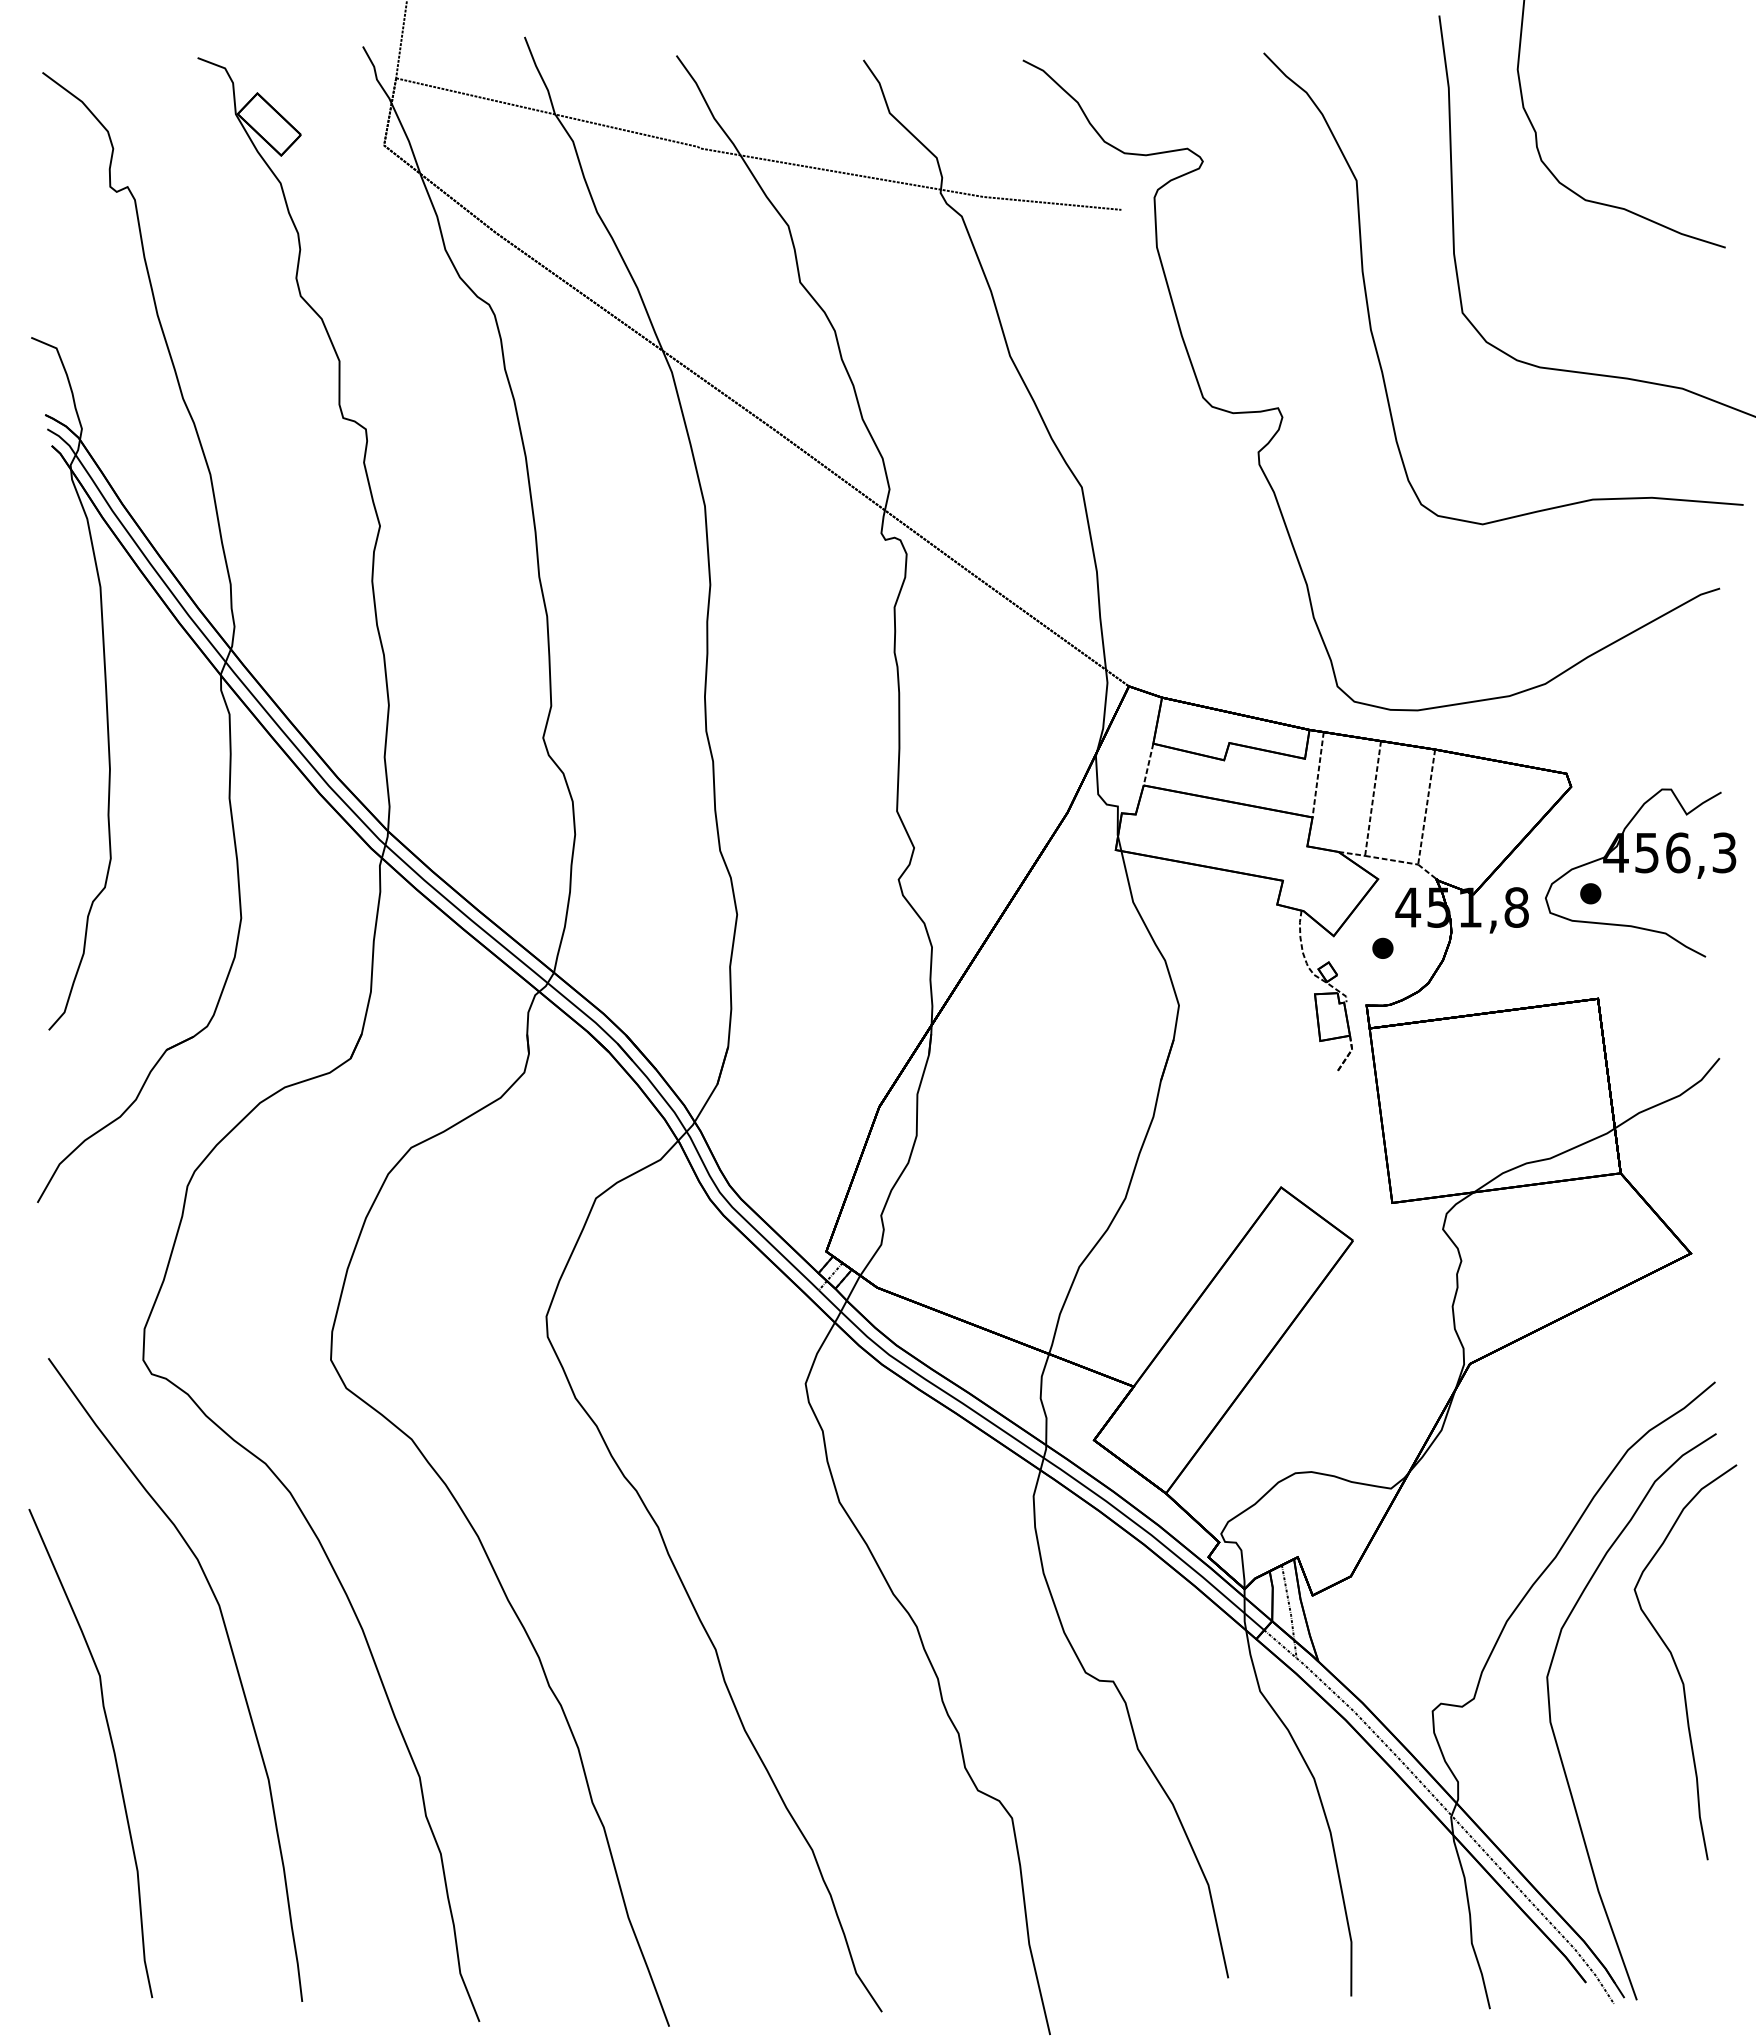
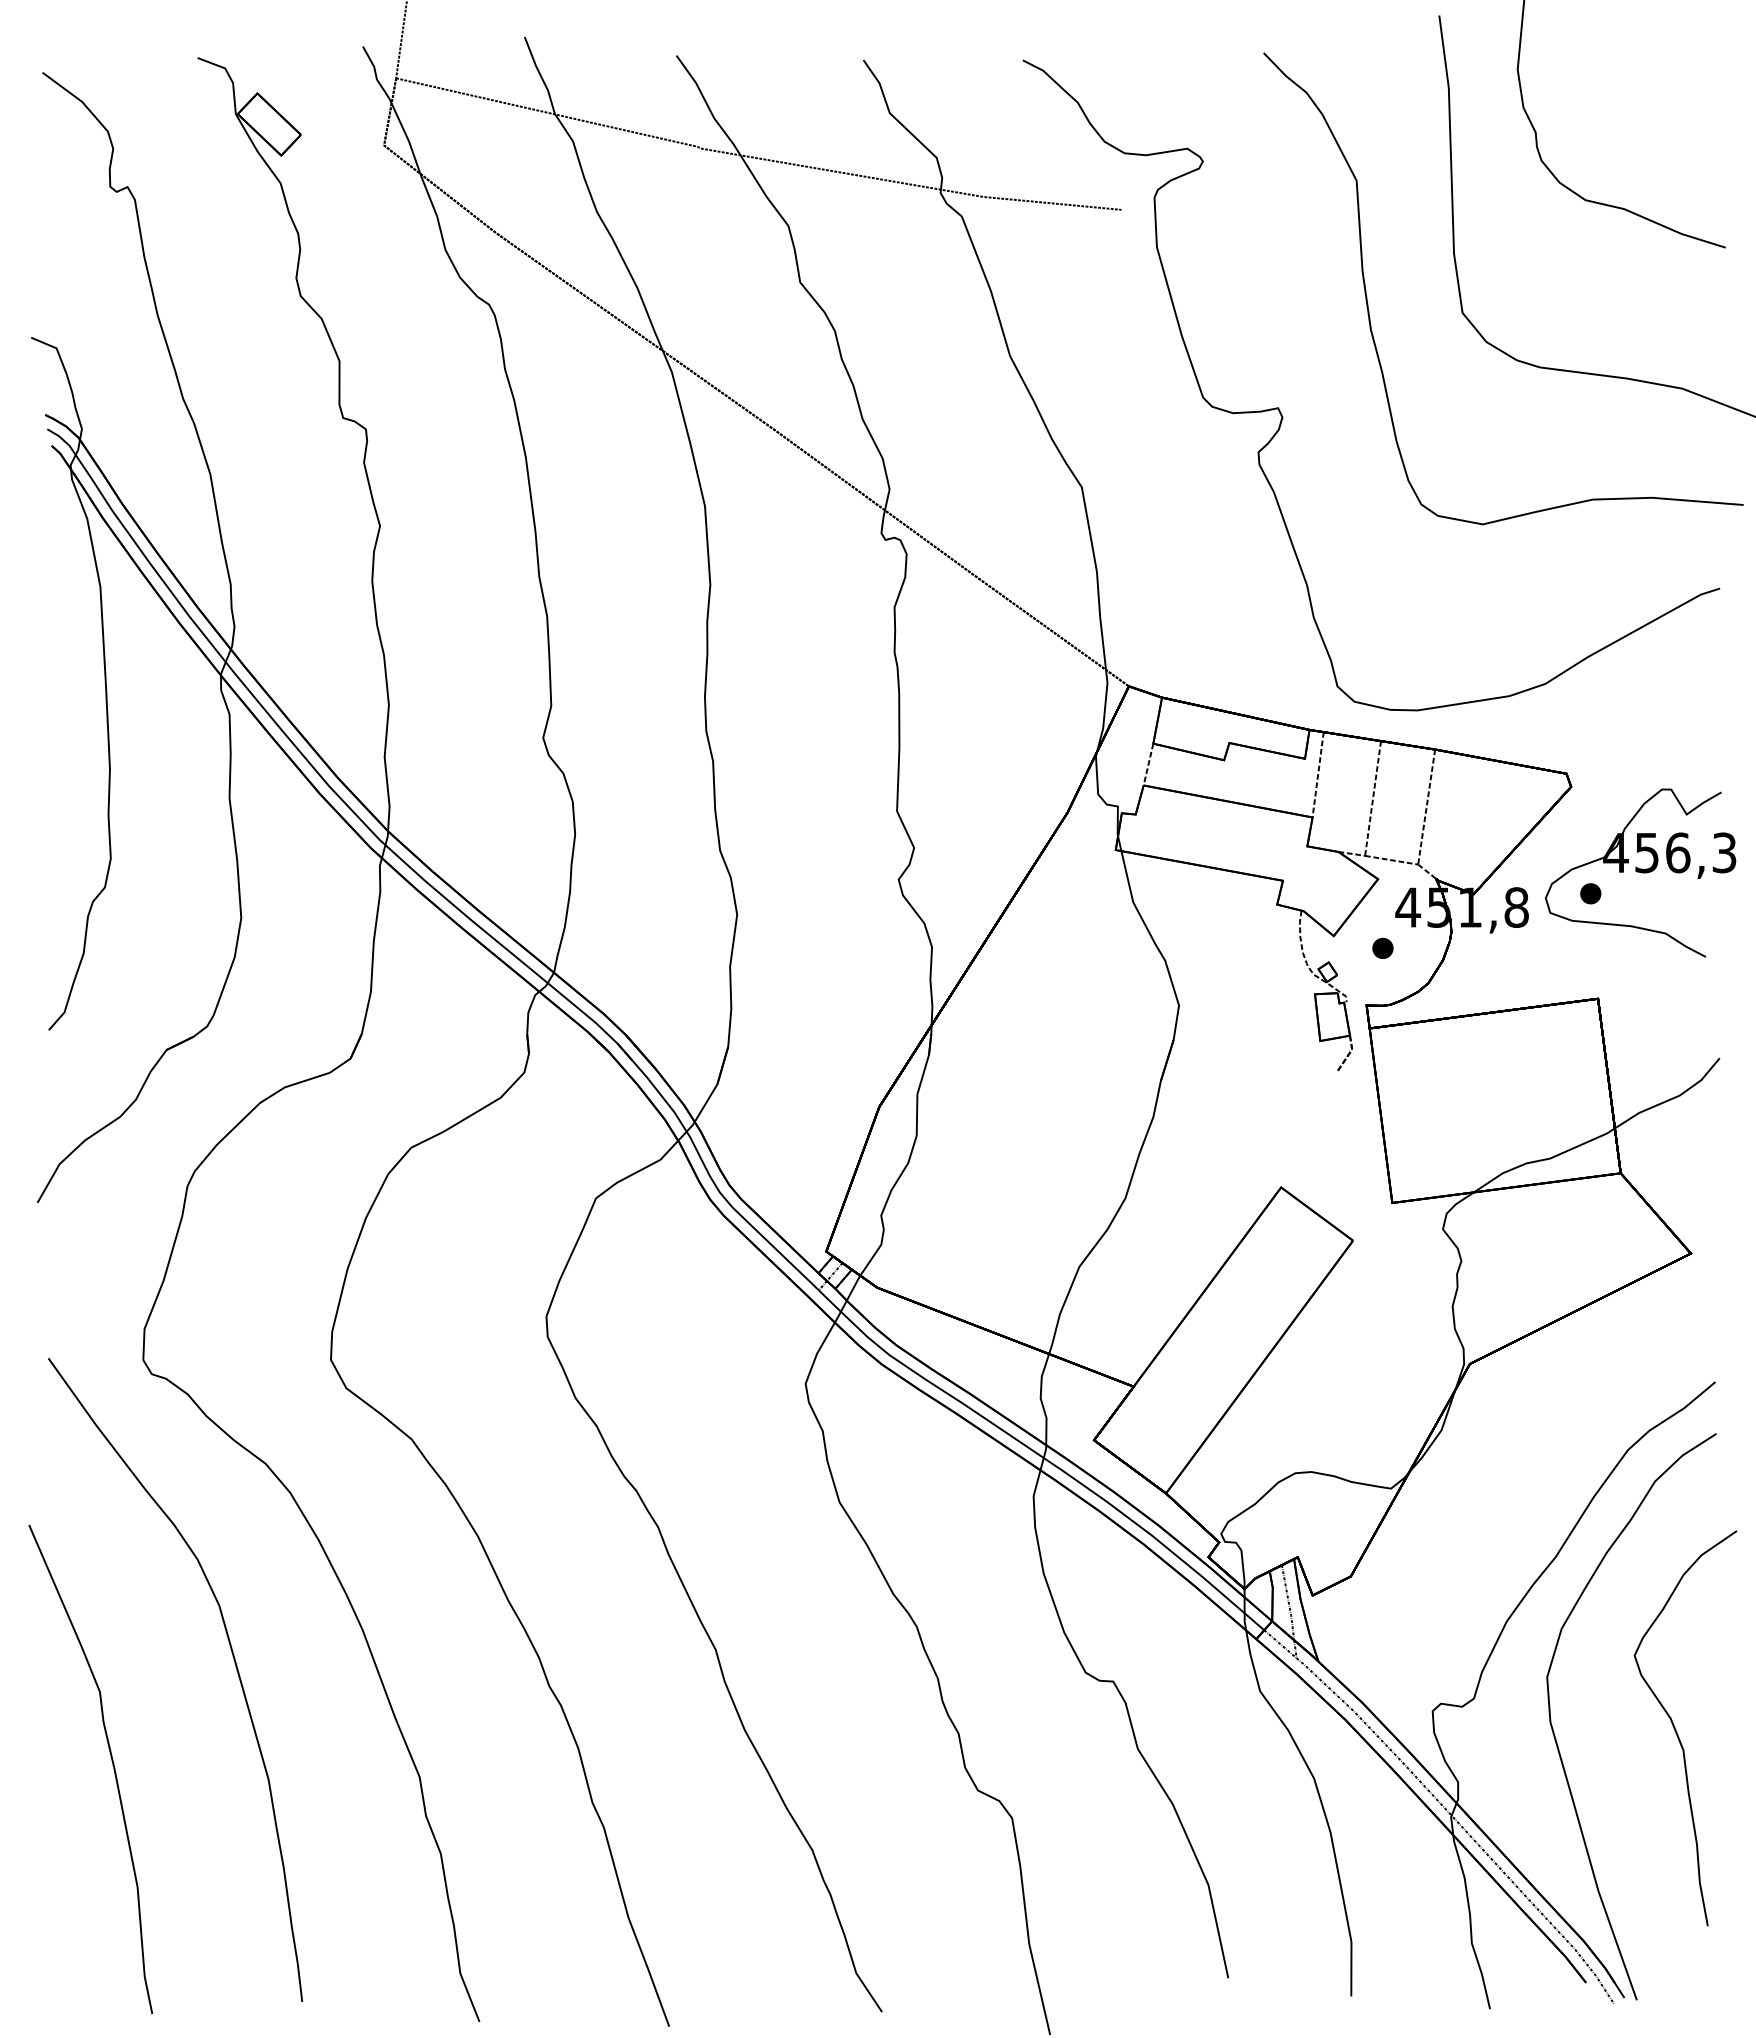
curve position: (1677, 1666) -> (1677, 1732) (1677, 1732)
curve position: (112, 1749) -> (112, 1765) (112, 1765)
